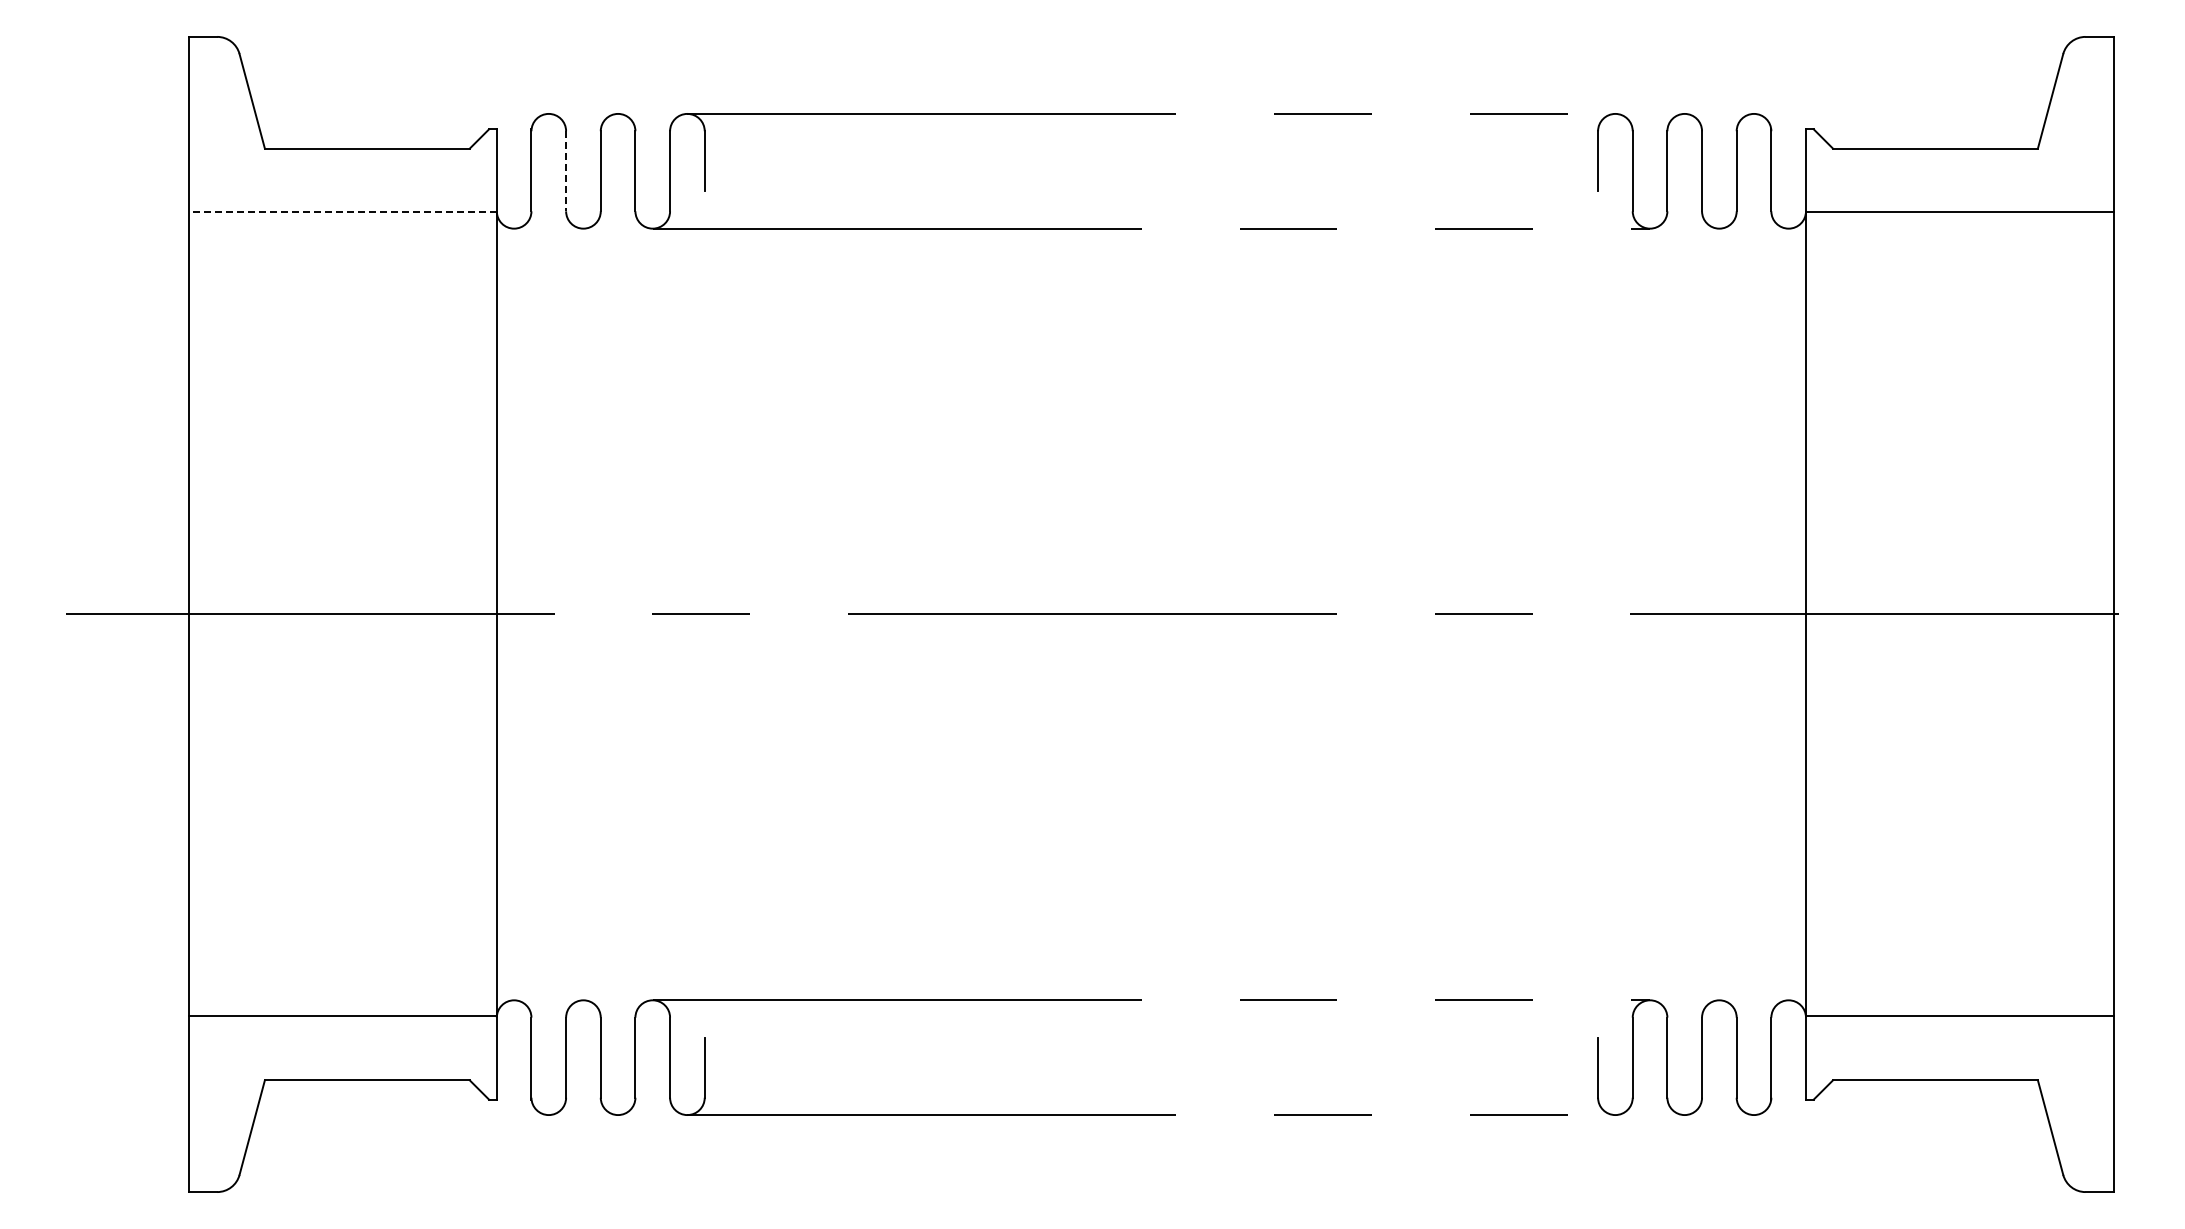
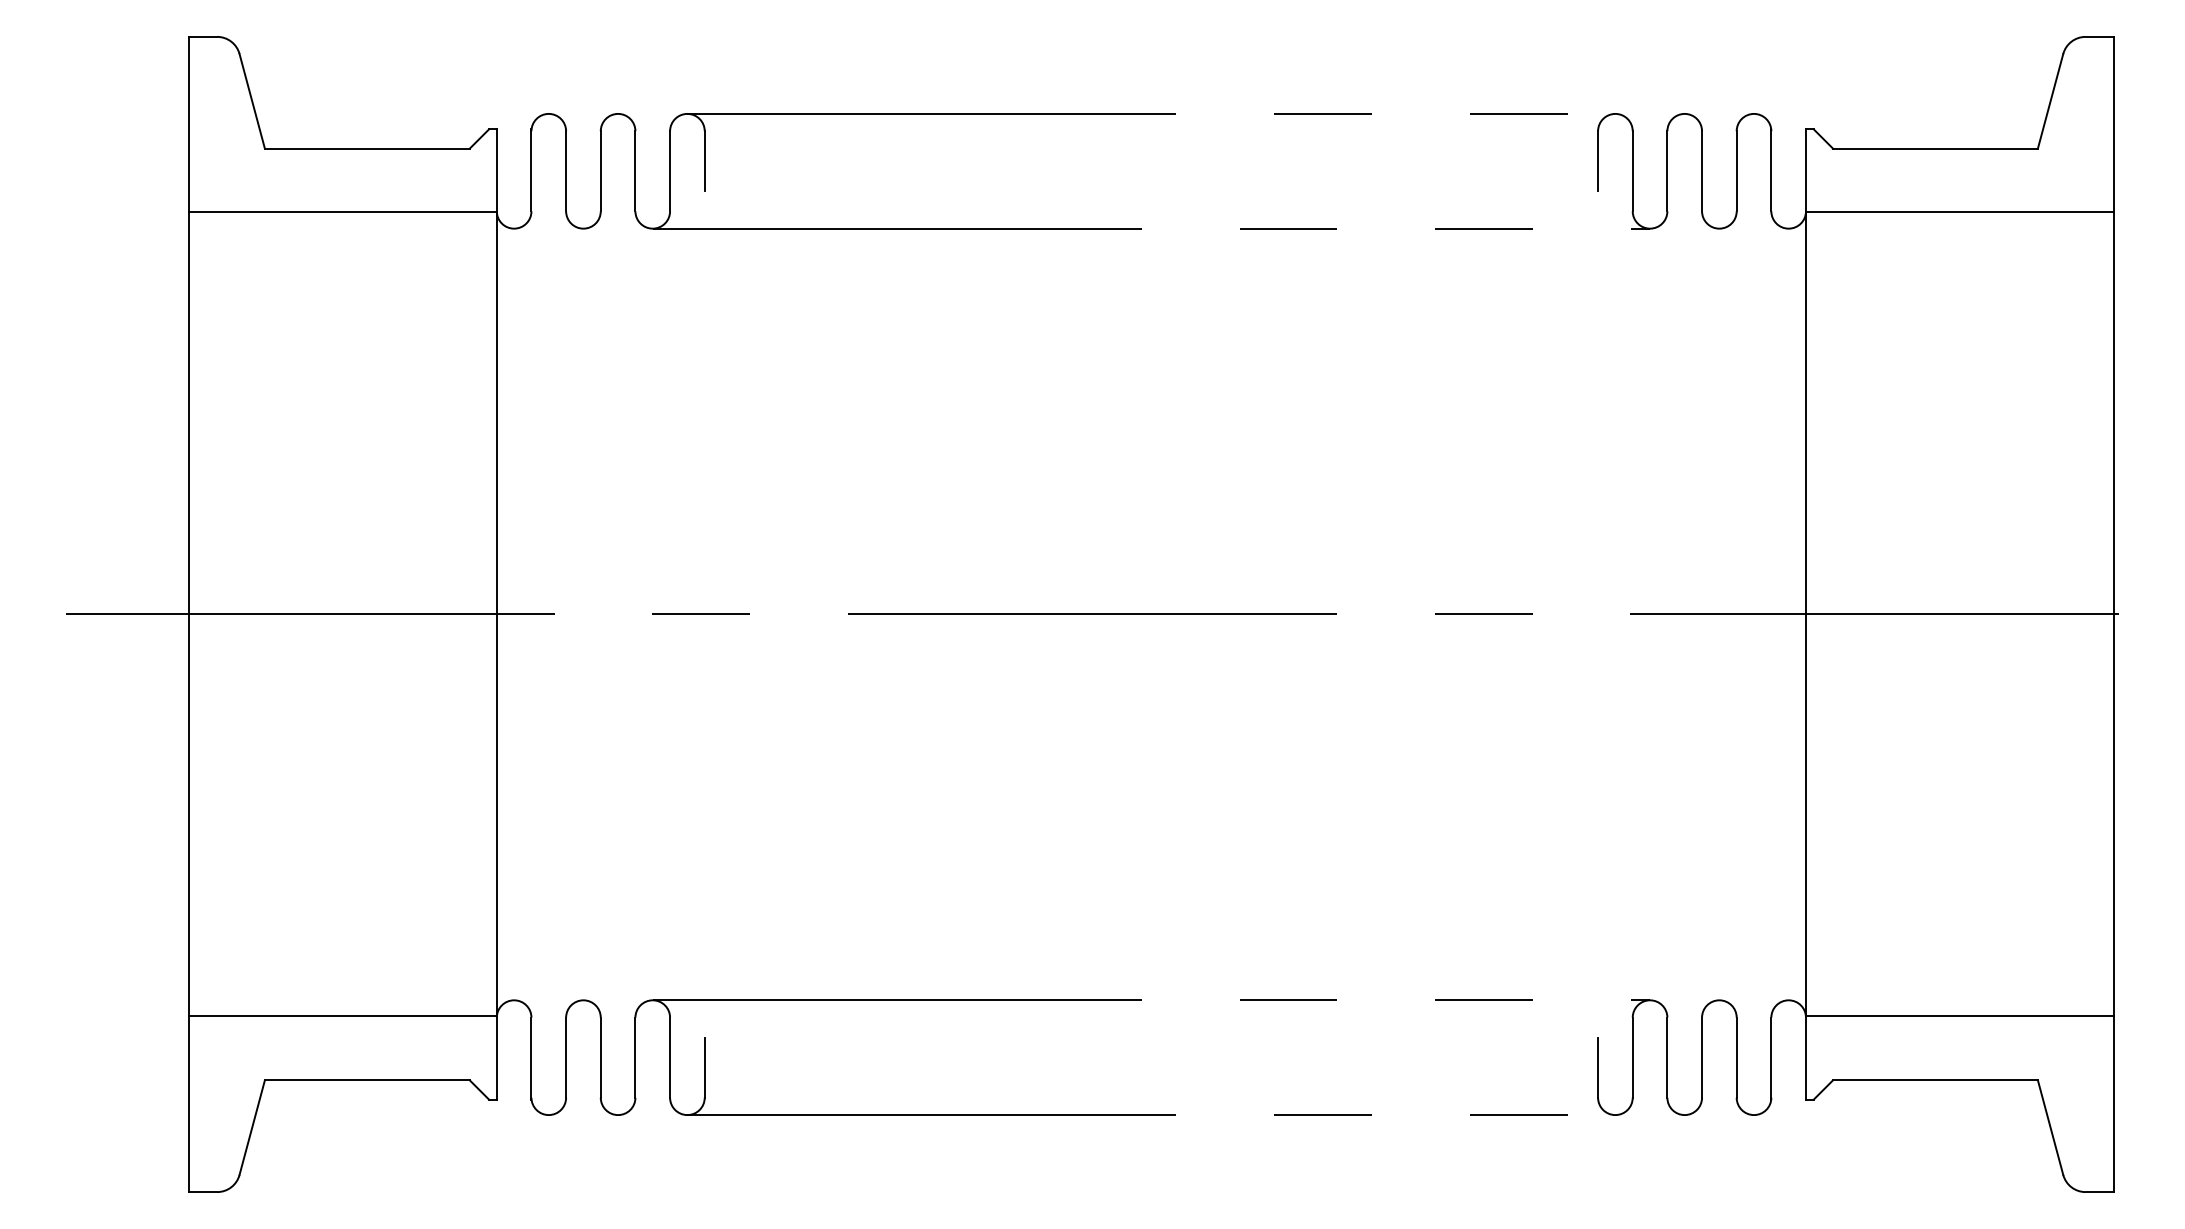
line: dashed -> solid (566, 171)
line: dashed -> solid (342, 212)
